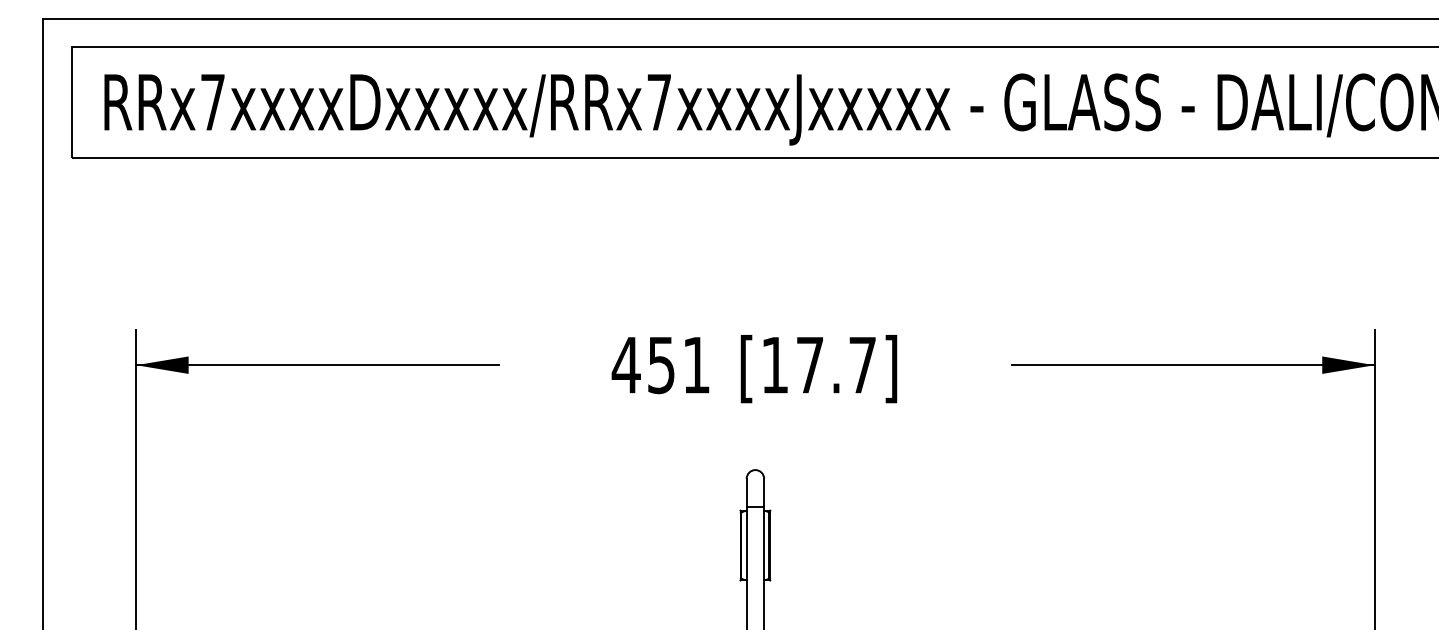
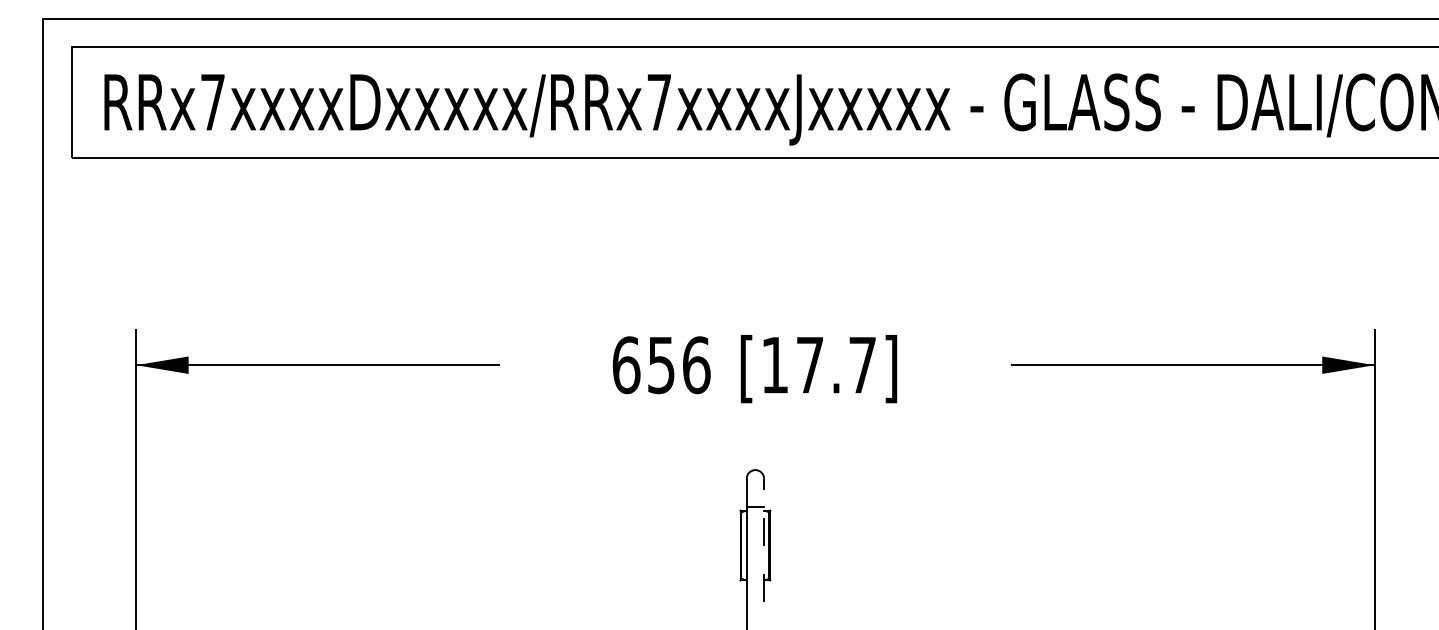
text: 451 -> 656 (660, 365)
line: solid -> dashed (764, 553)
